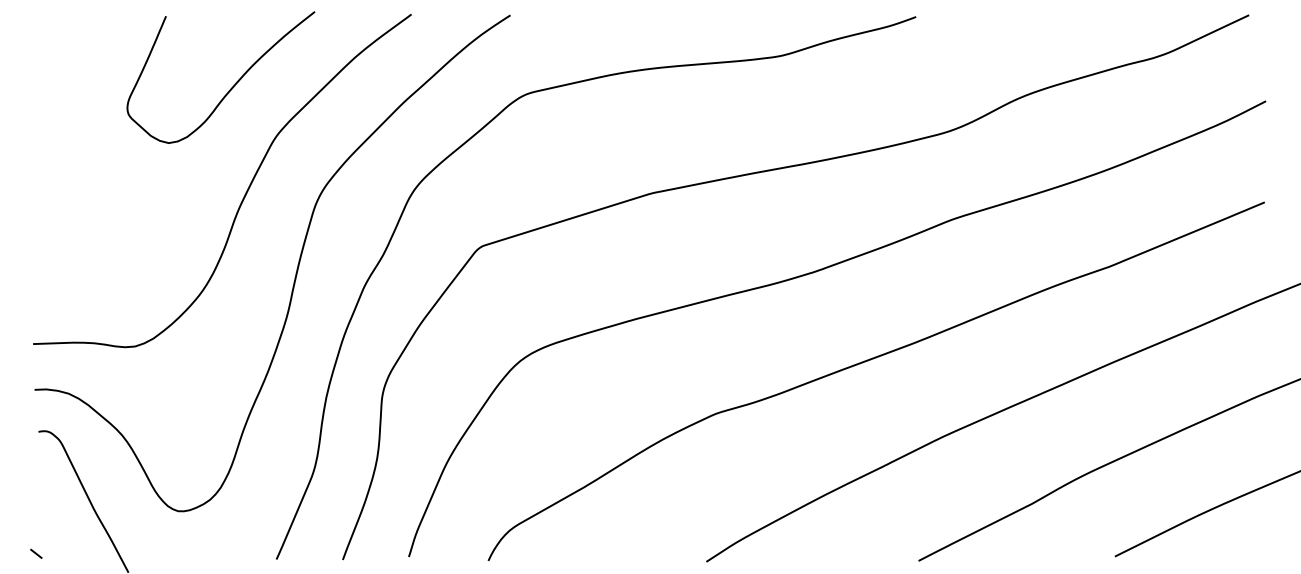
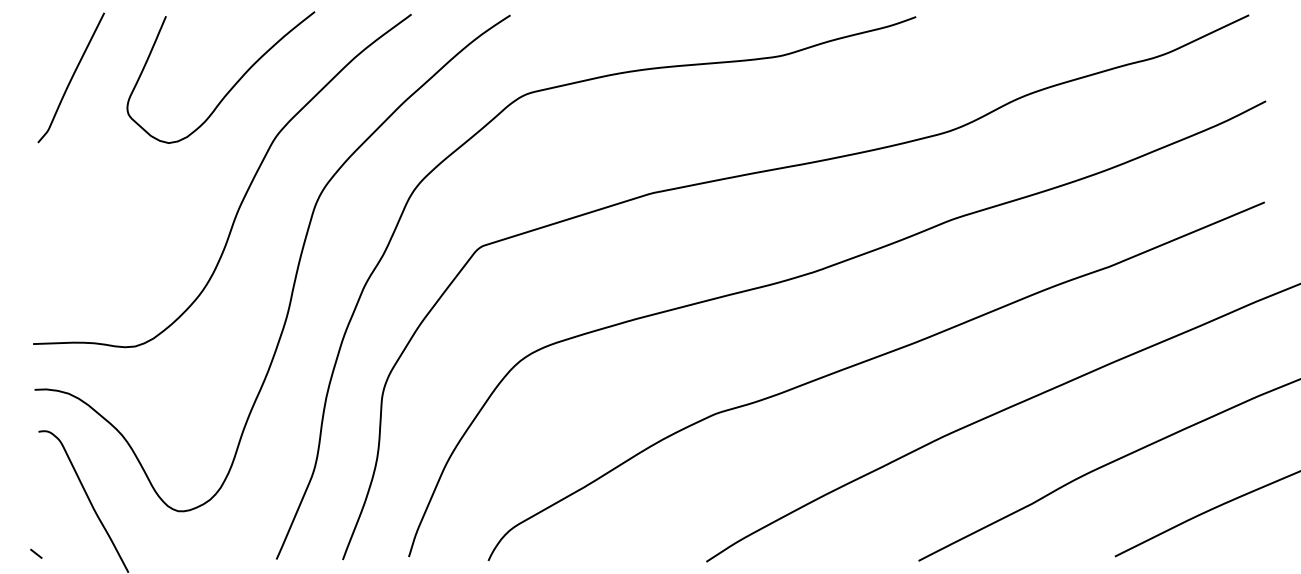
curve: none -> present (71, 77)
